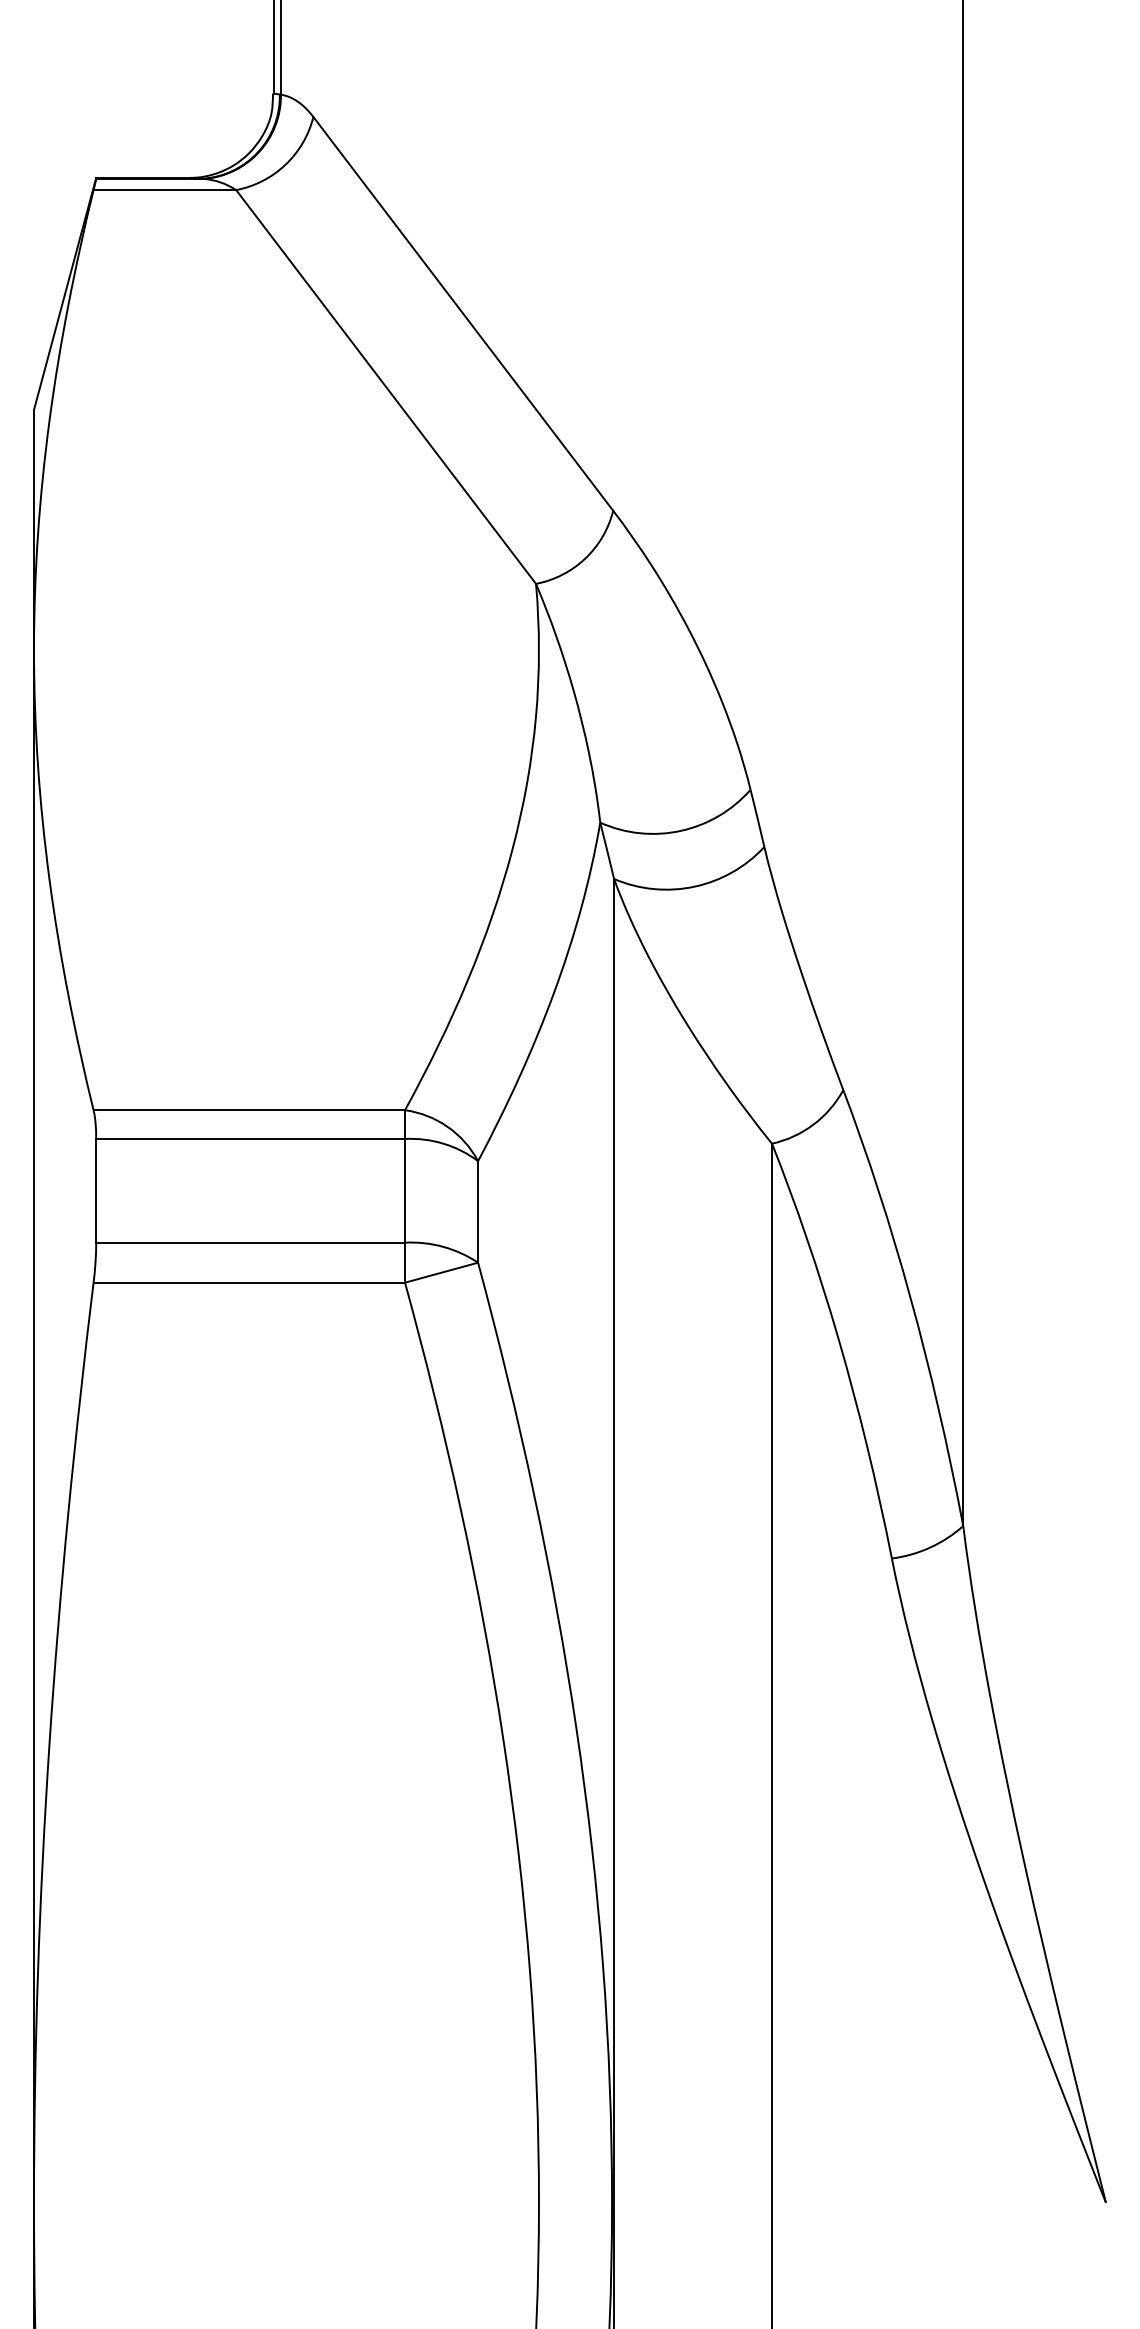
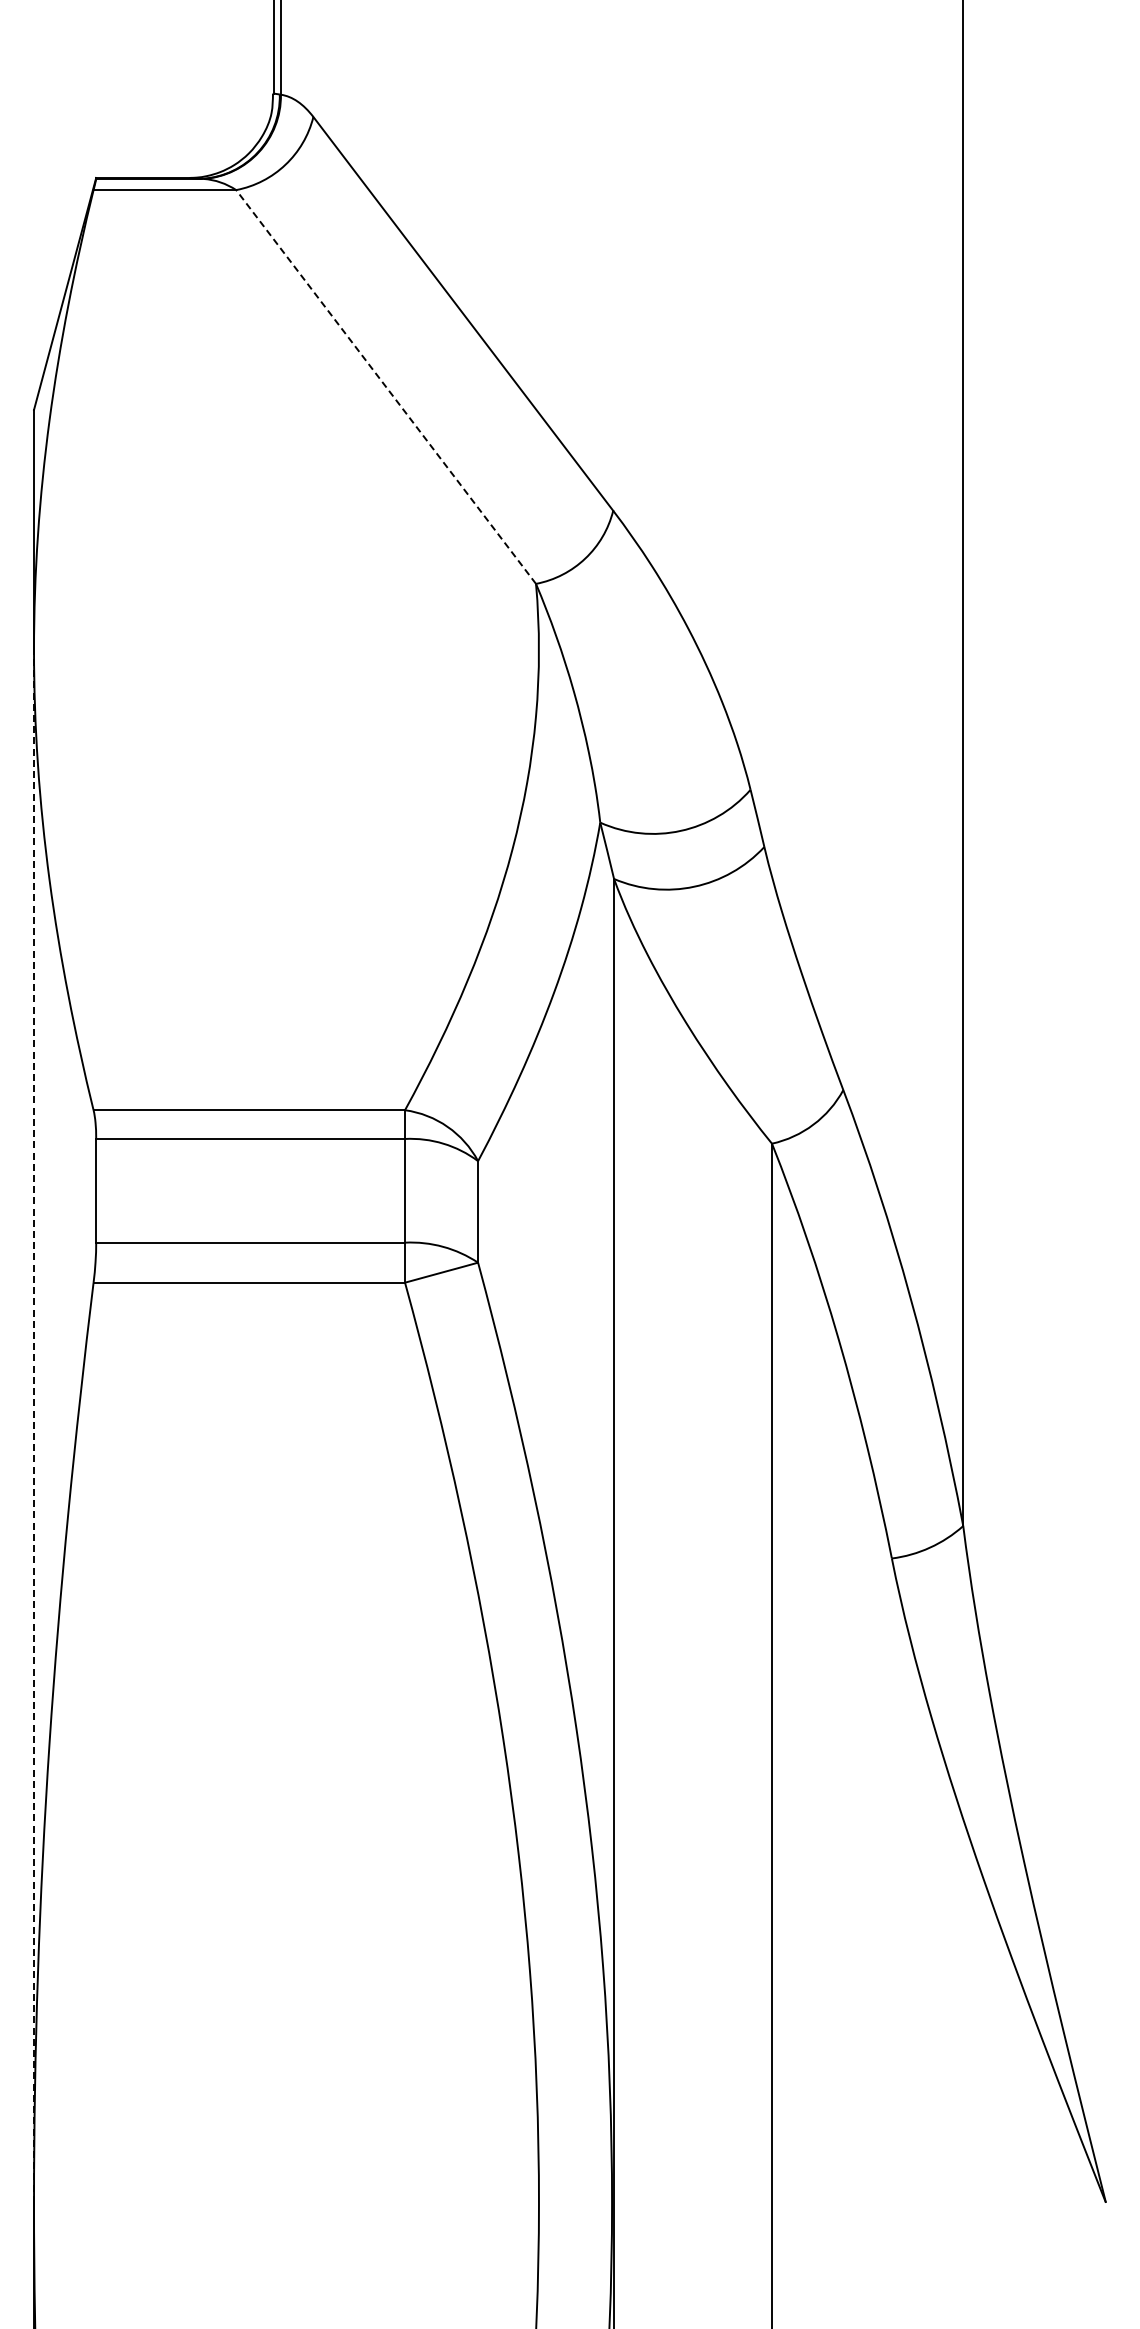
line: solid -> dashed (385, 386)
line: solid -> dashed (34, 1425)
